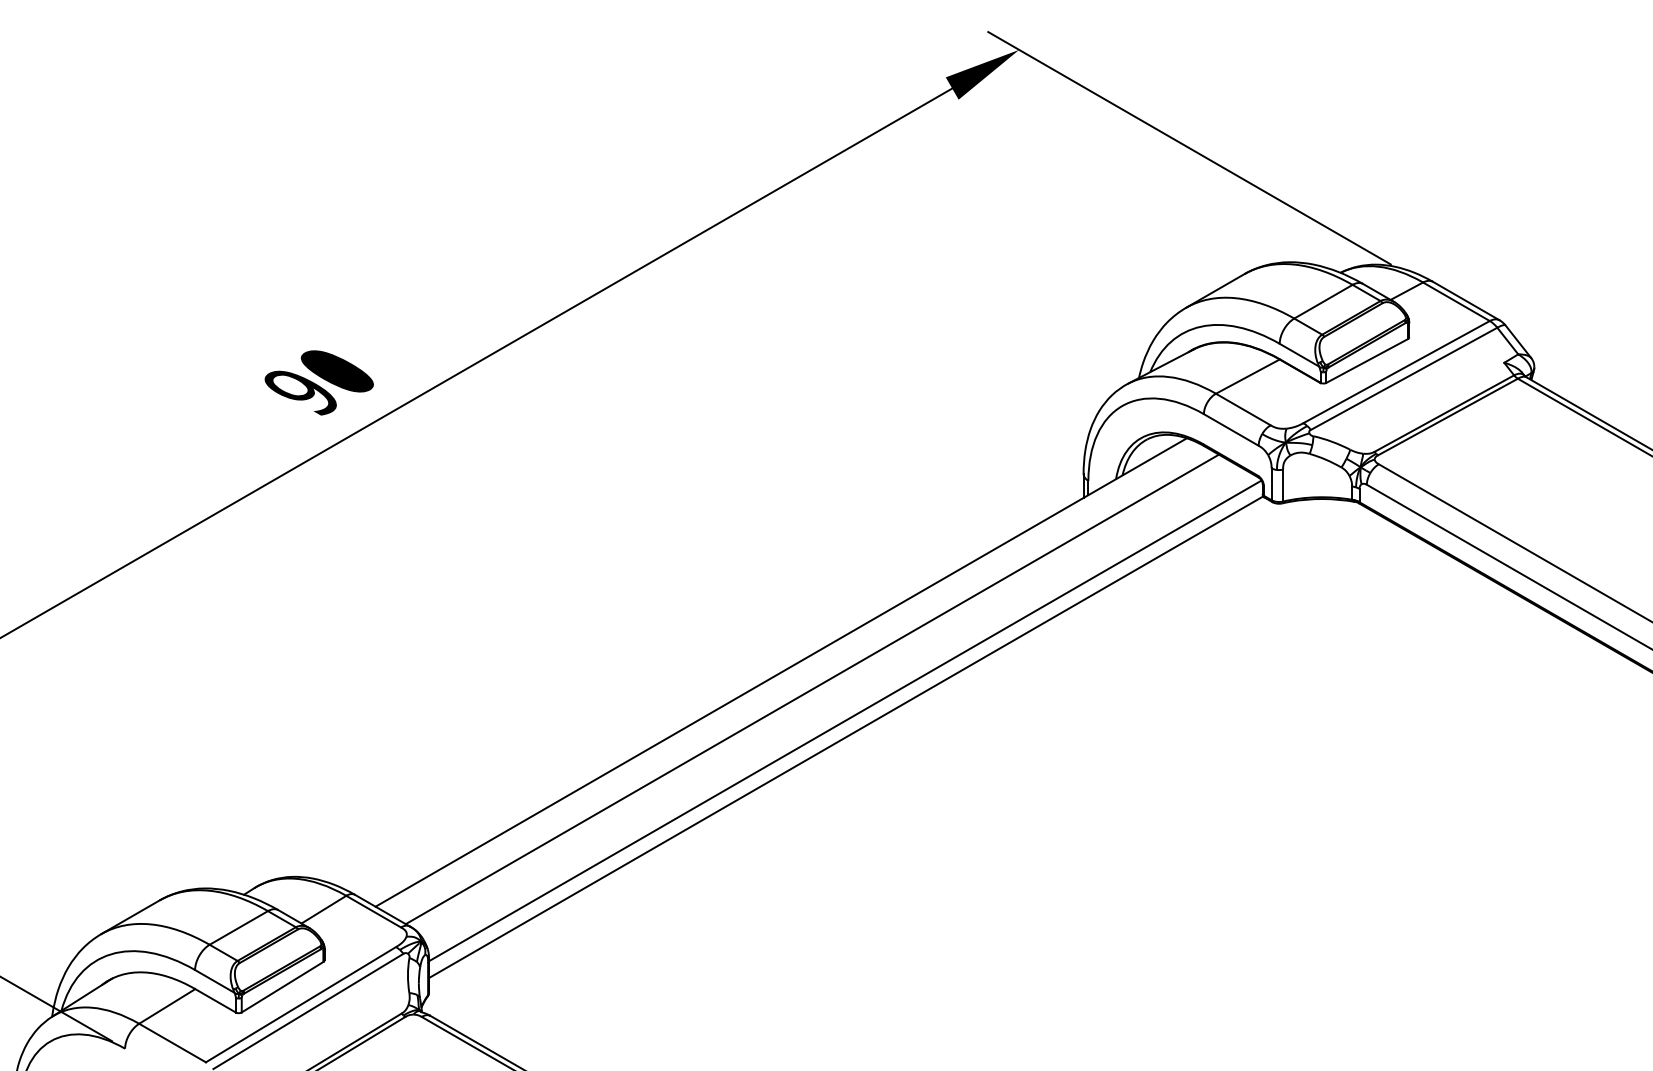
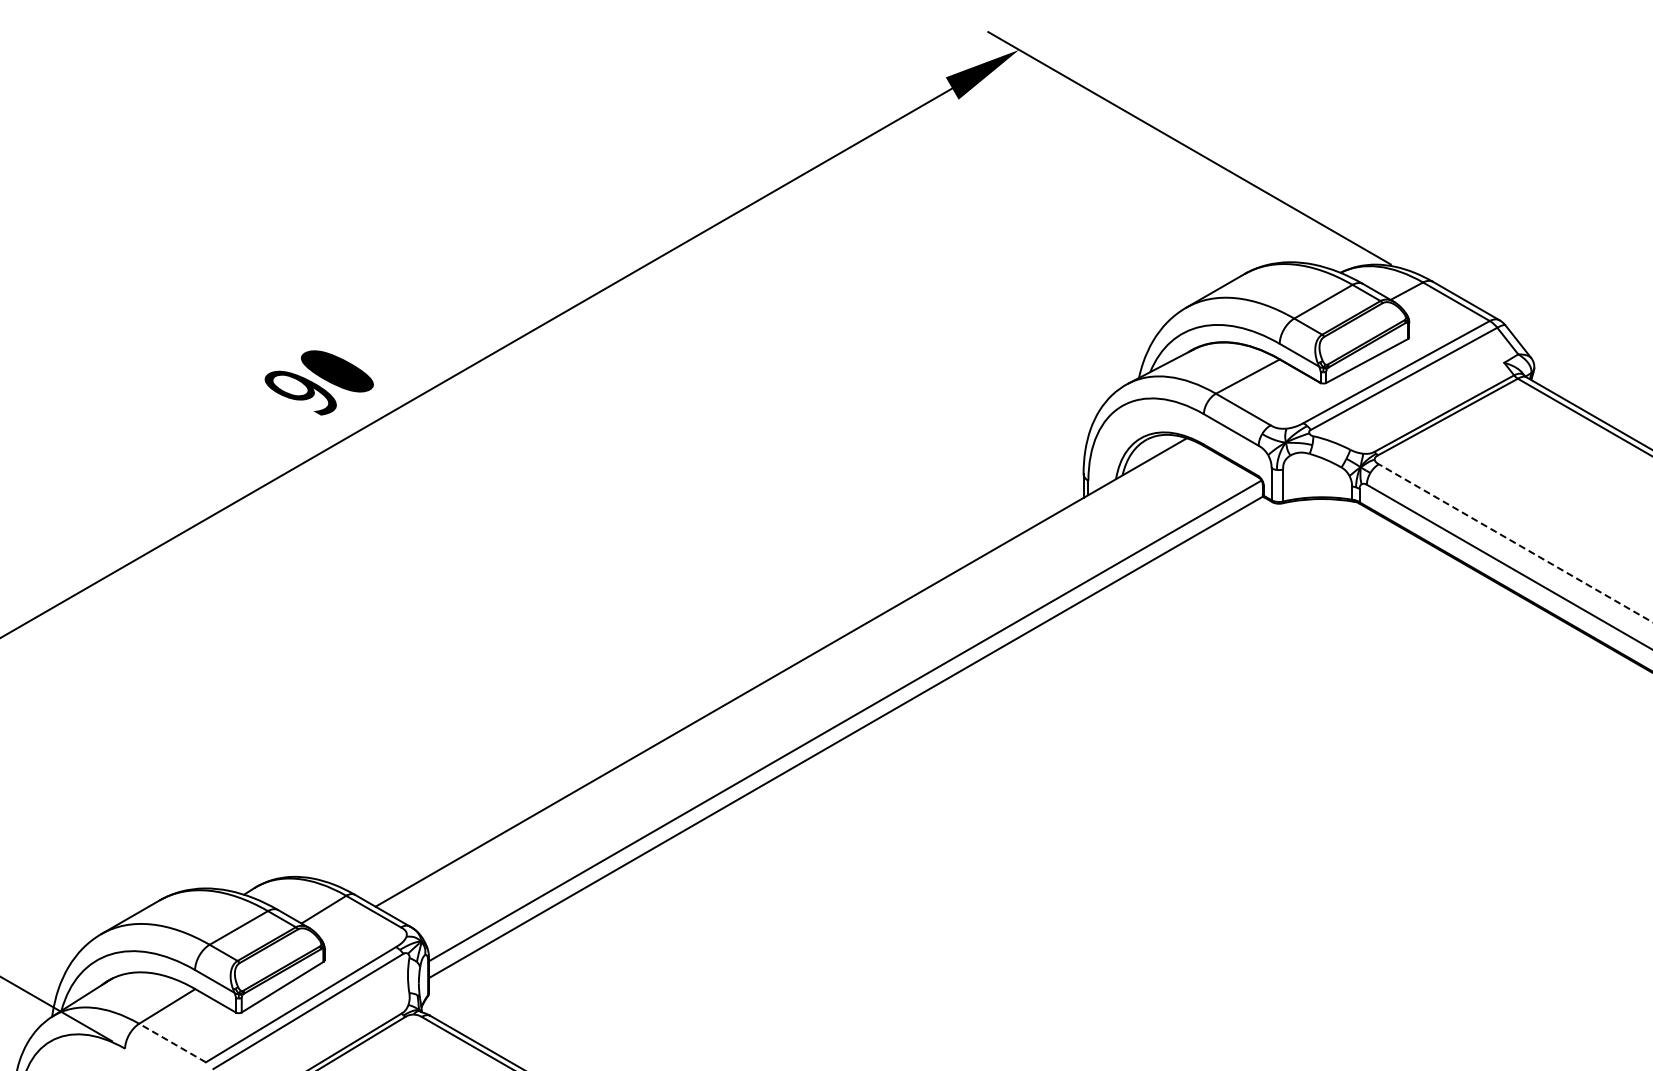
line: solid -> dashed (1515, 543)
line: present -> none (811, 689)
line: solid -> dashed (172, 1043)
